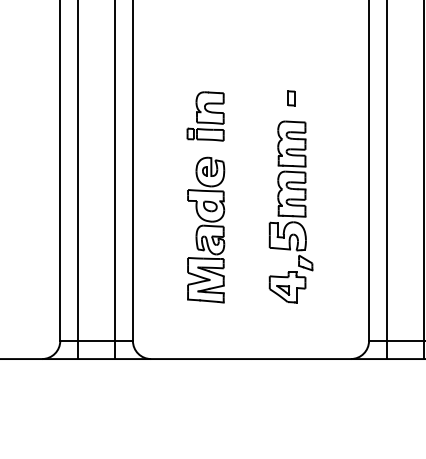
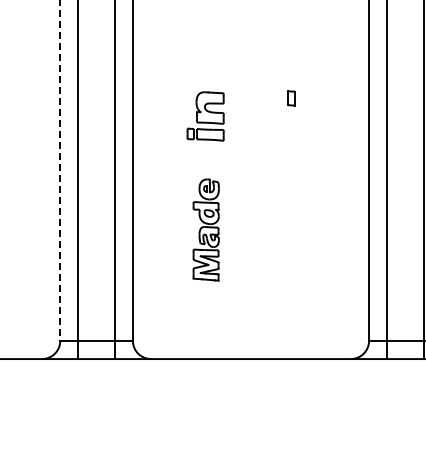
line: solid -> dashed (60, 171)
part: present -> none (290, 211)
part size: 39x148 px -> 28x104 px (205, 229)
